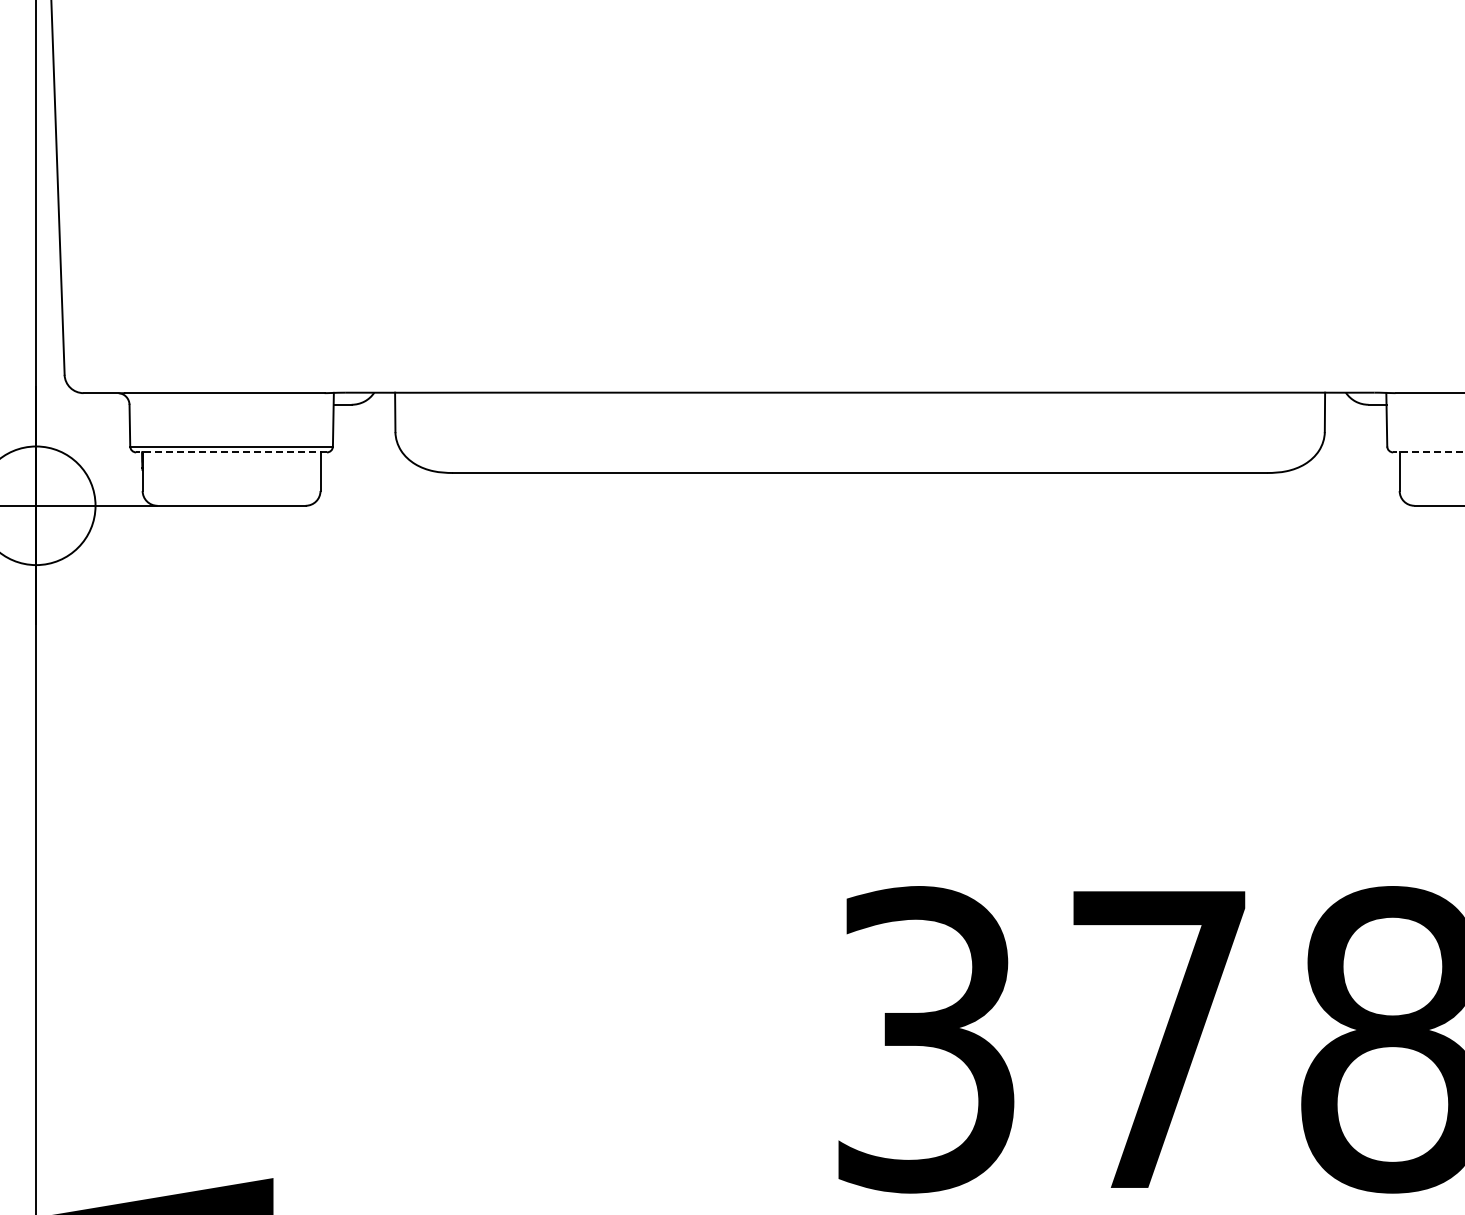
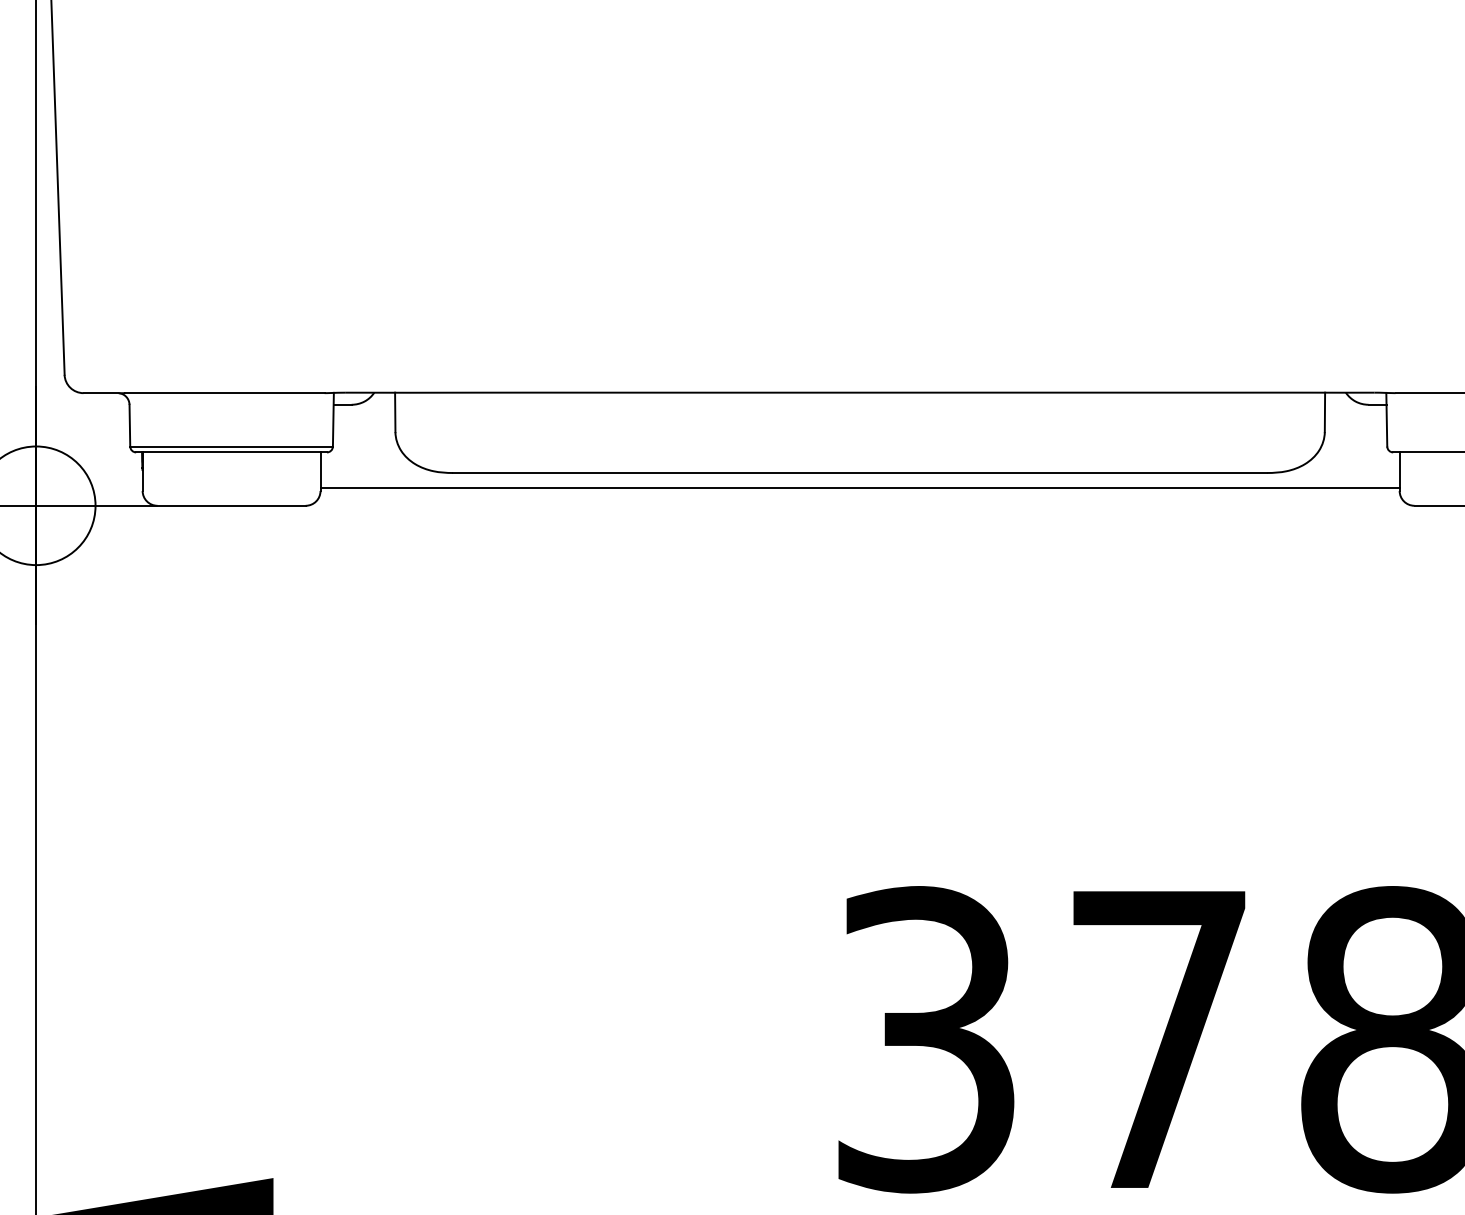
line: dashed -> solid (231, 452)
line: dashed -> solid (1428, 452)
line: none -> present (859, 488)
